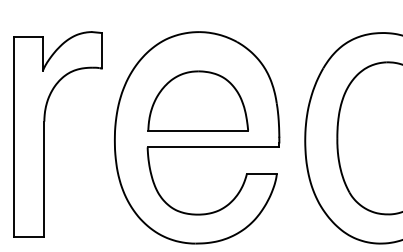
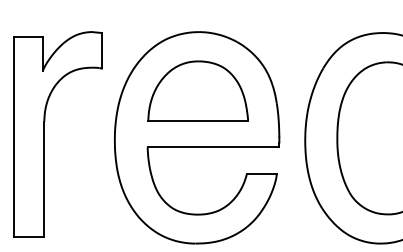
part position: (197, 100) -> (197, 90) (197, 90)
